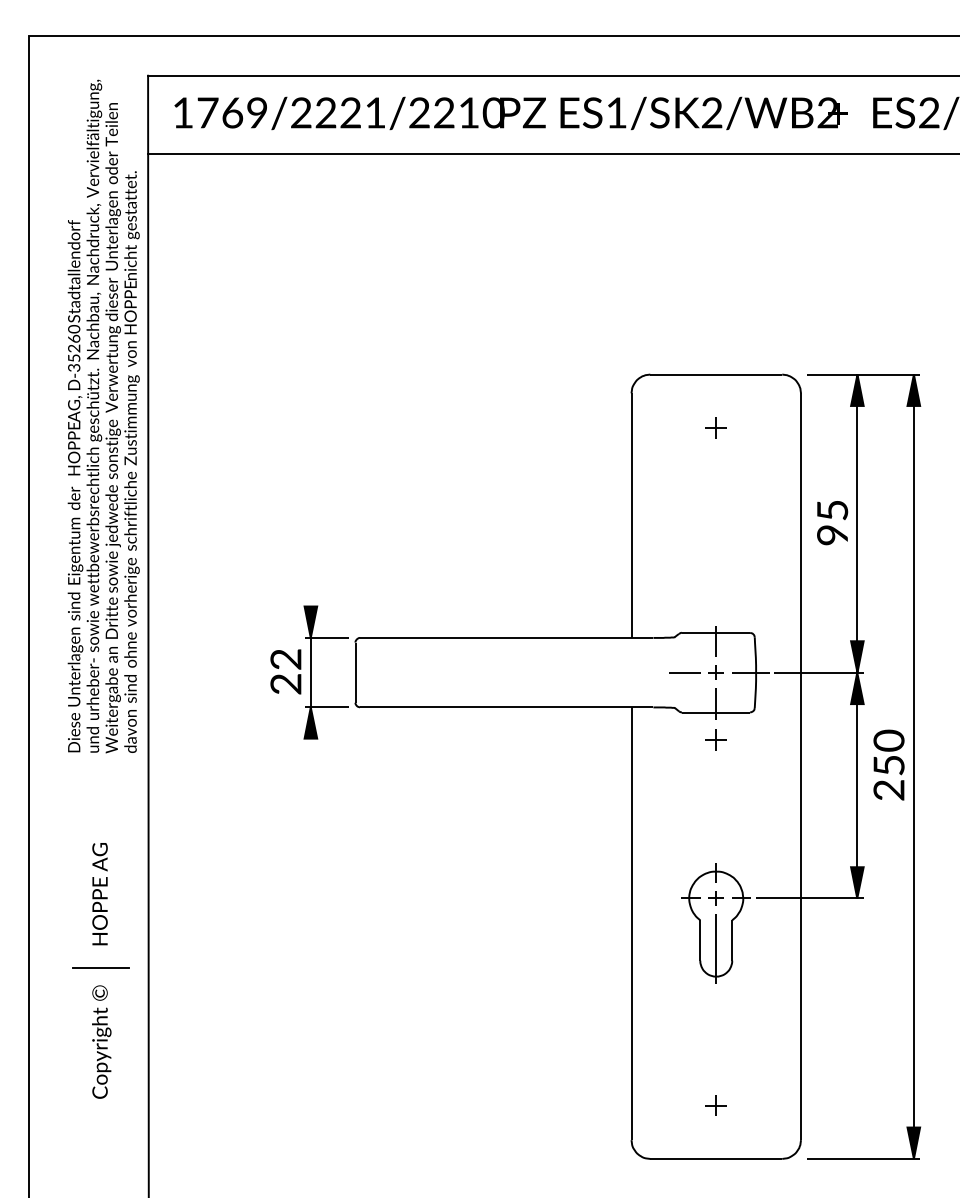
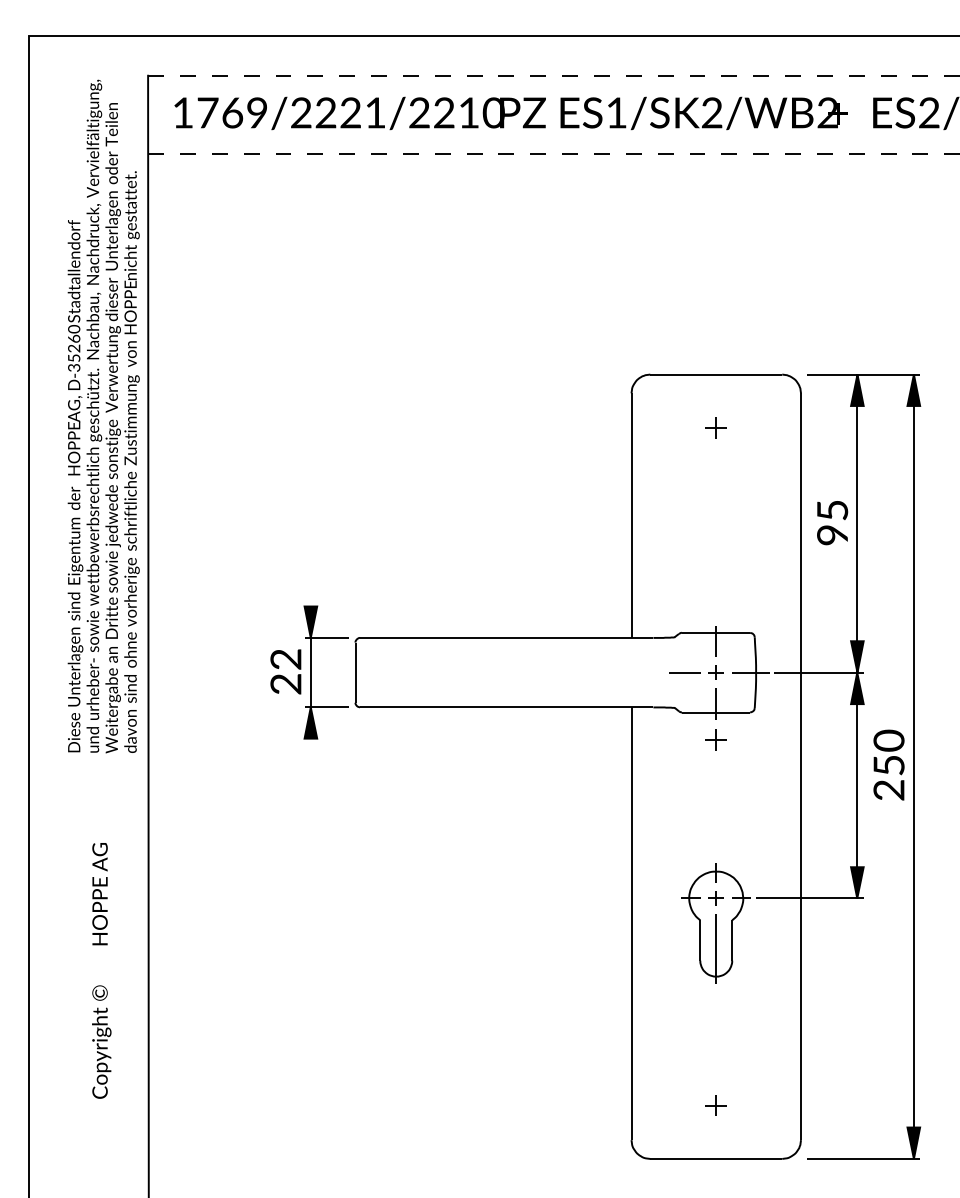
line: solid -> dashed (554, 75)
line: solid -> dashed (554, 154)
line: present -> none (100, 967)
